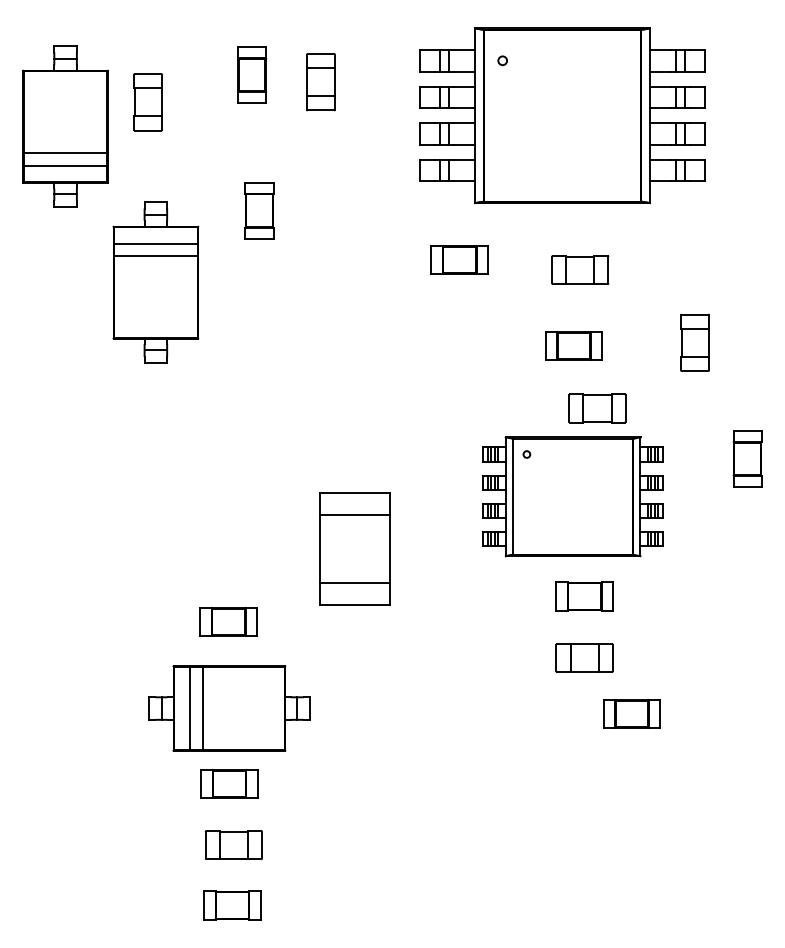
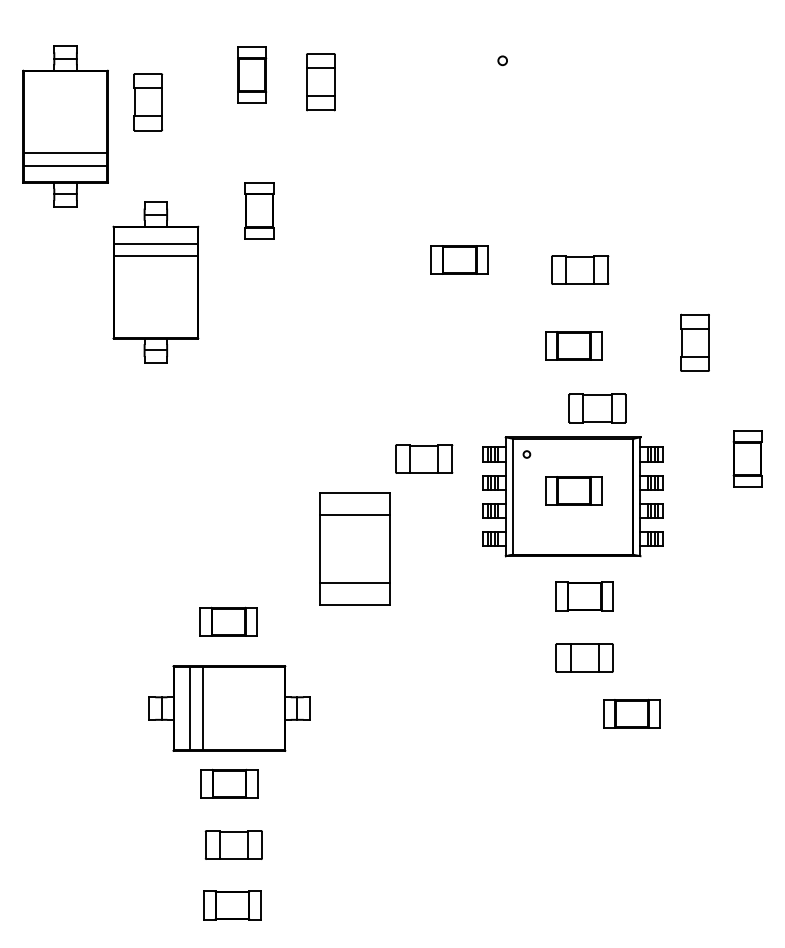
part: present -> none (562, 115)
part: none -> present (424, 458)
part: none -> present (573, 490)
